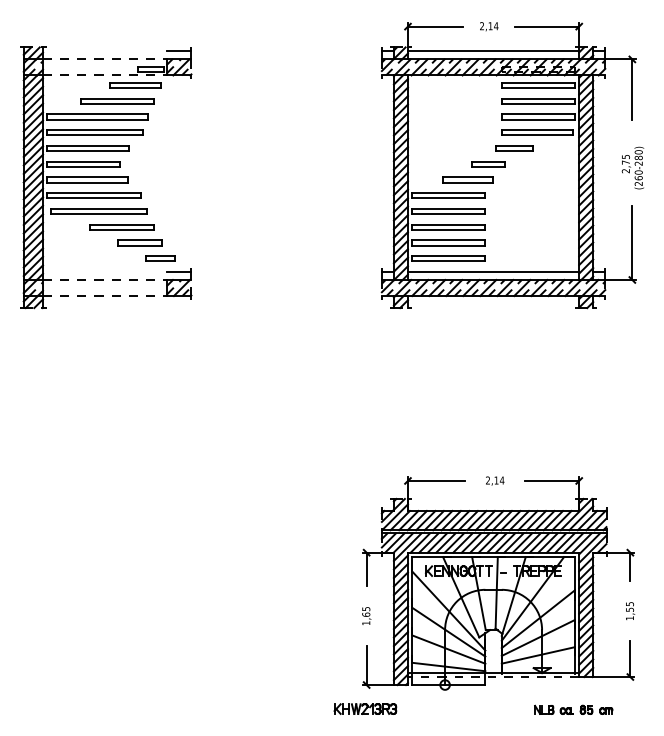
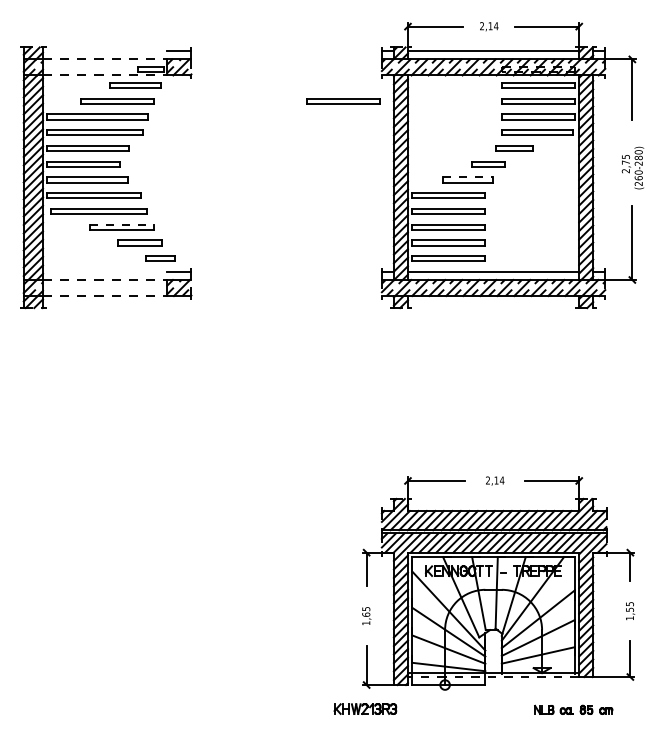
part: none -> present (343, 101)
line: solid -> dashed (467, 177)
line: solid -> dashed (122, 224)
